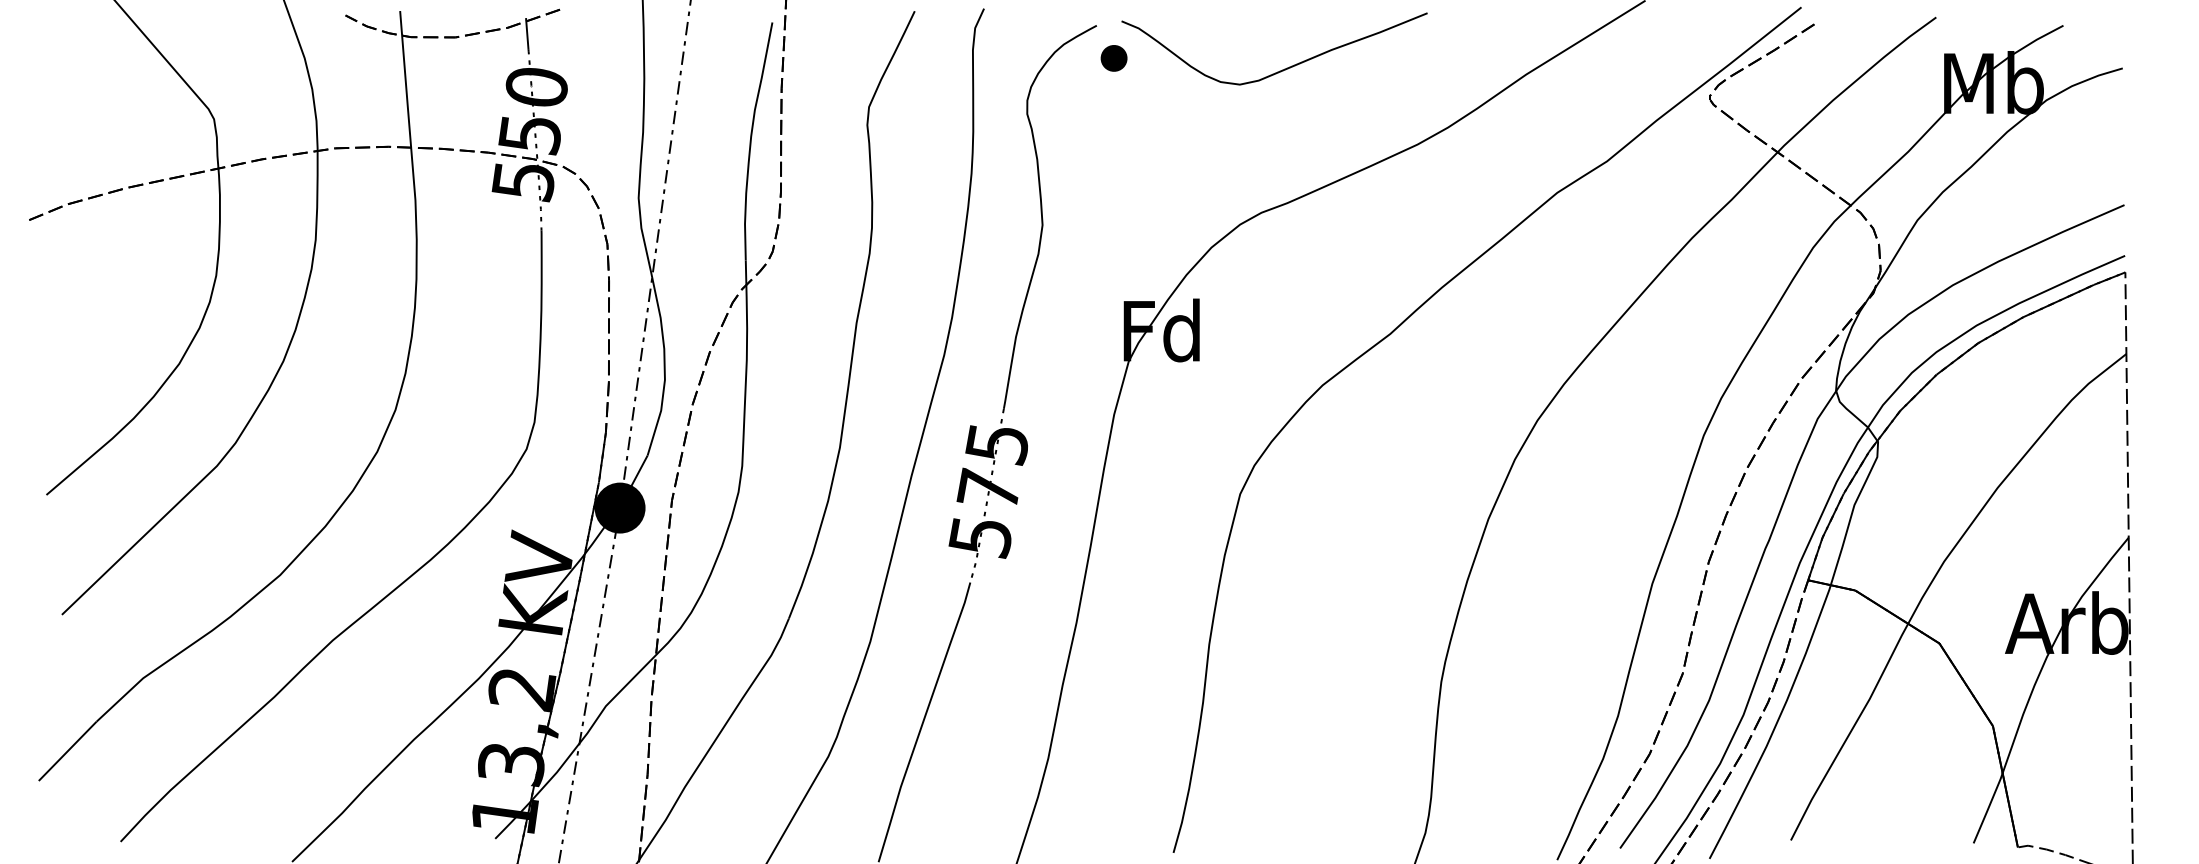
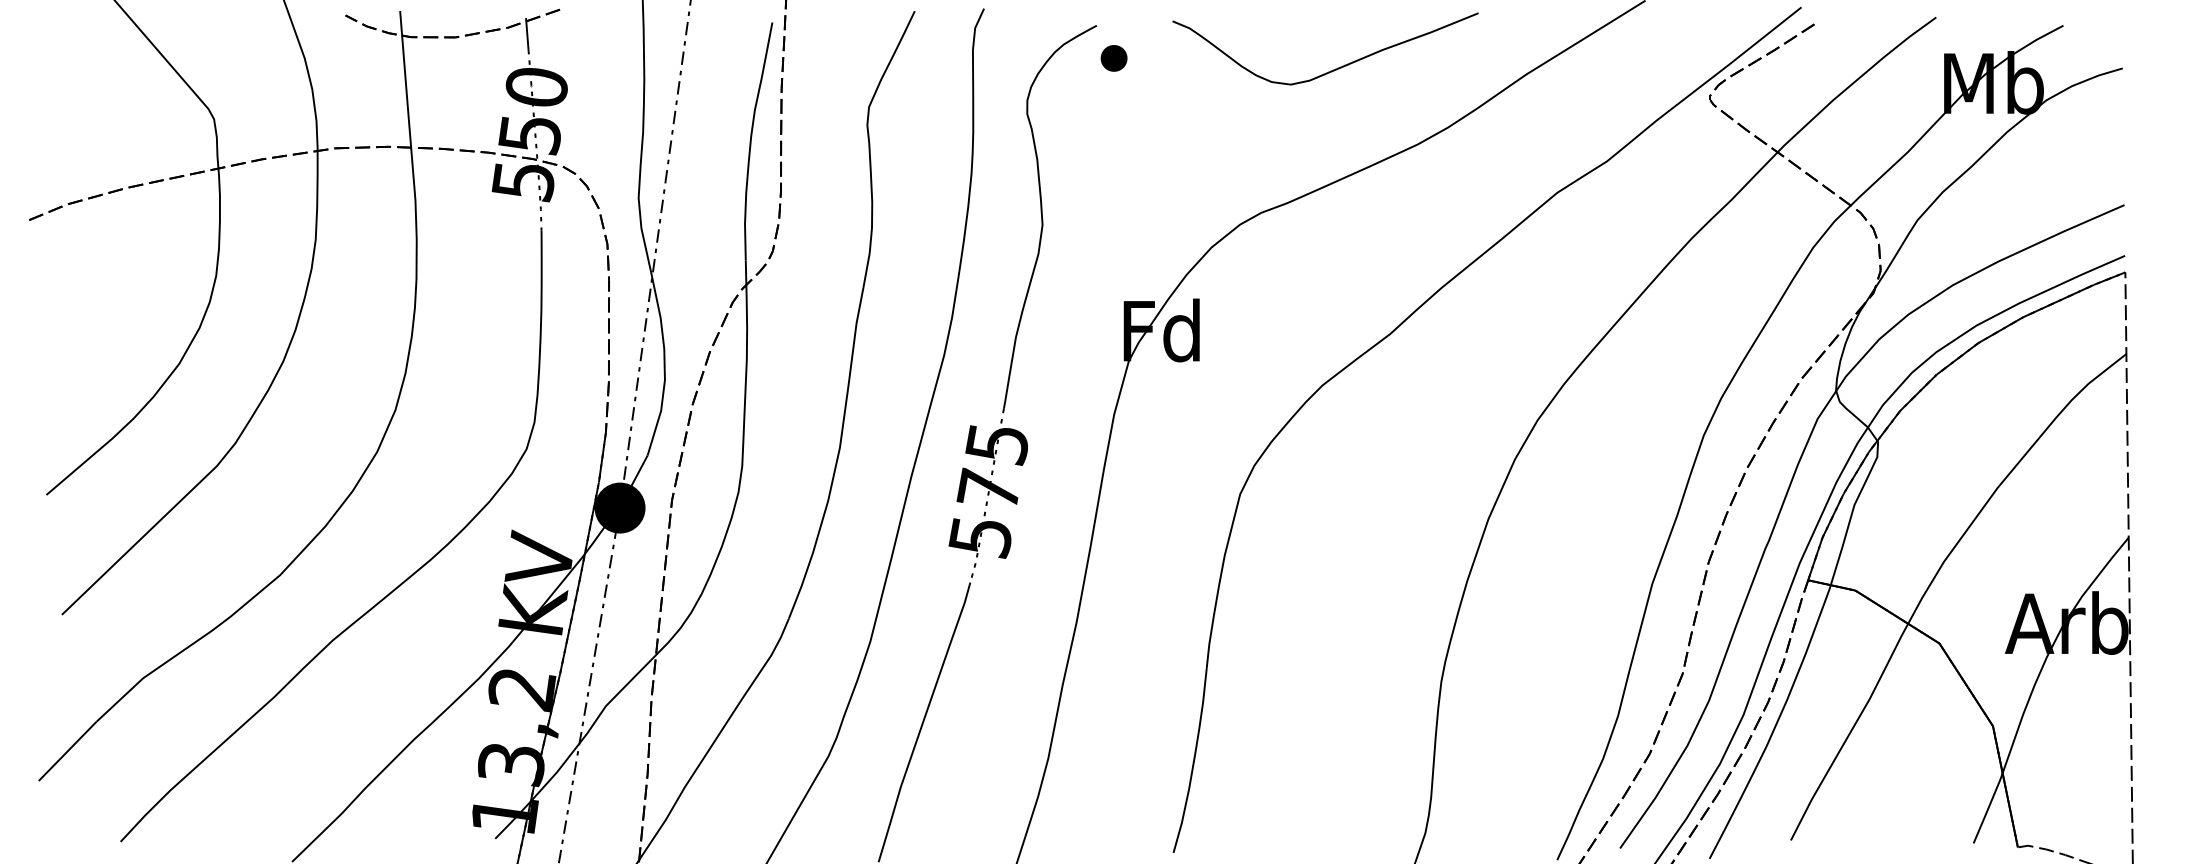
curve position: (1284, 68) -> (1335, 68) (1335, 68)
